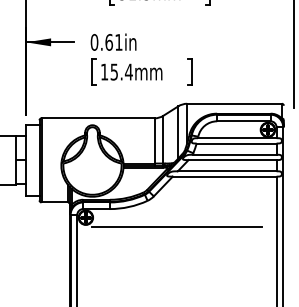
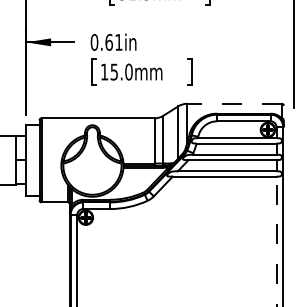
text: 15.4mm -> 15.0mm (128, 71)
line: solid -> dashed (234, 103)
line: present -> none (176, 226)
line: solid -> dashed (276, 241)
